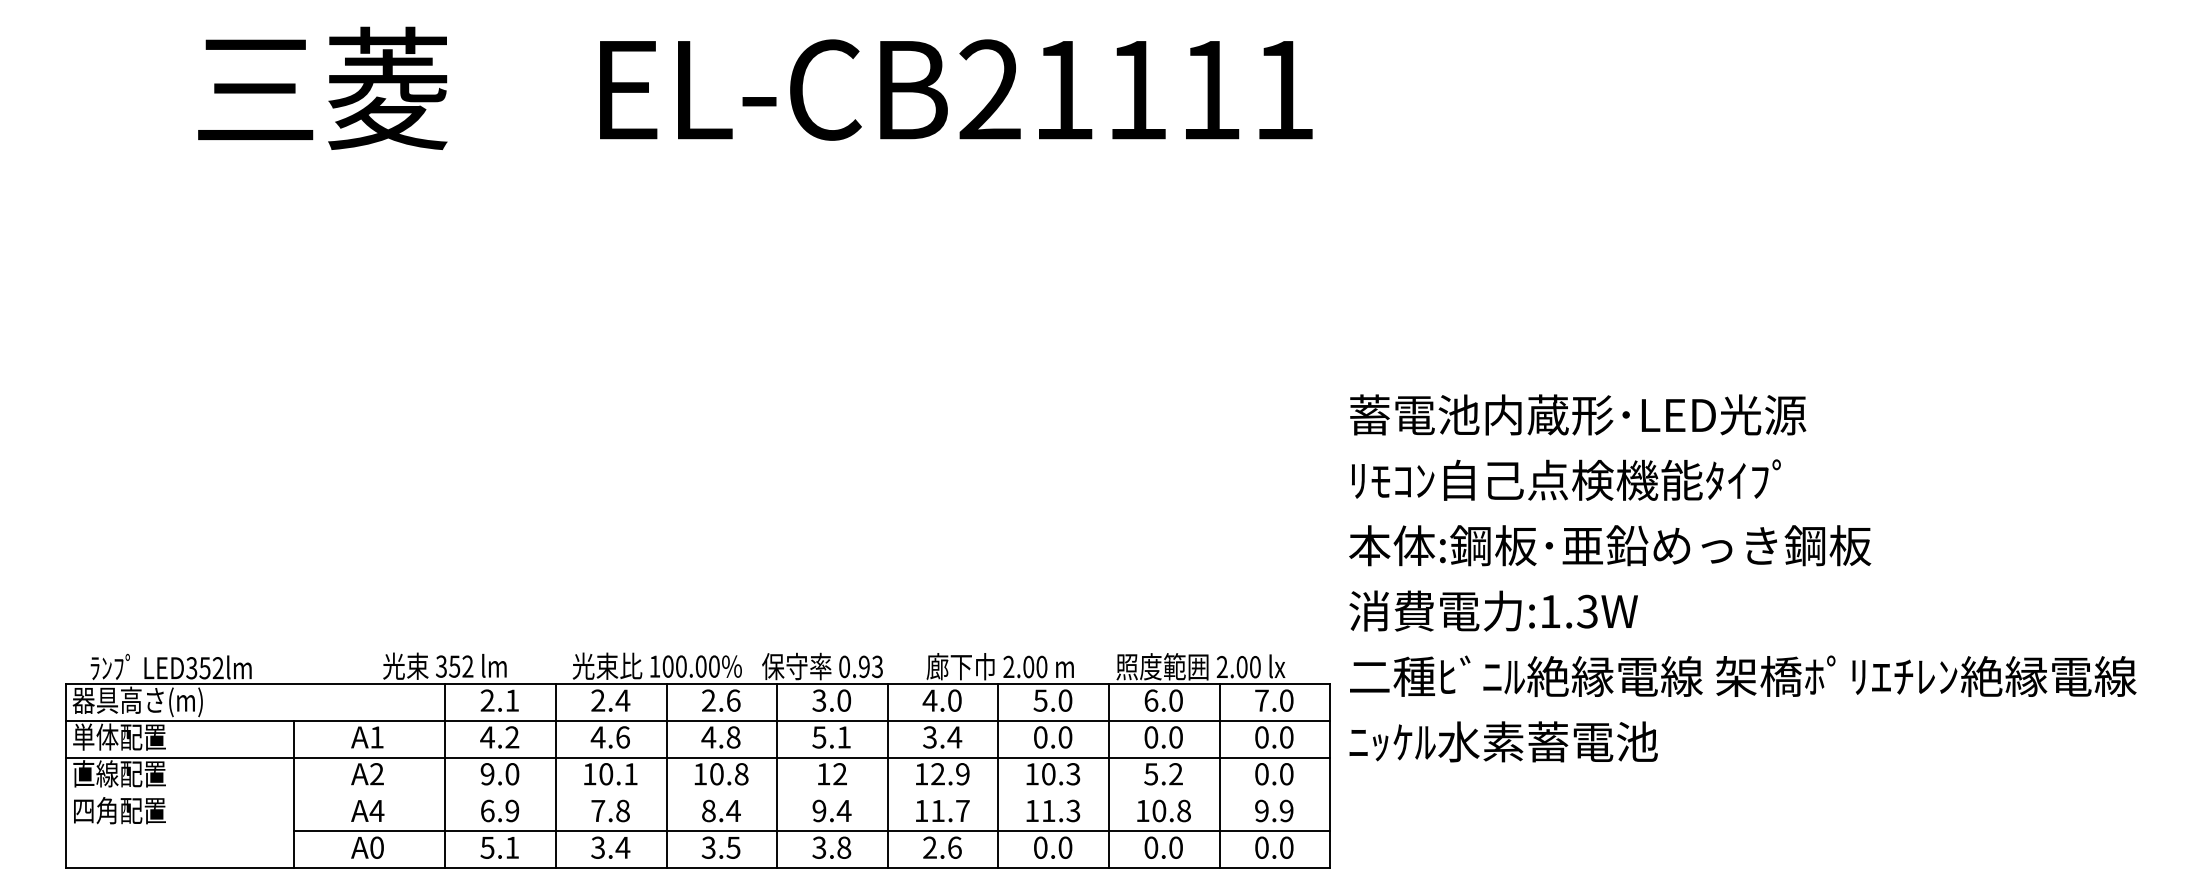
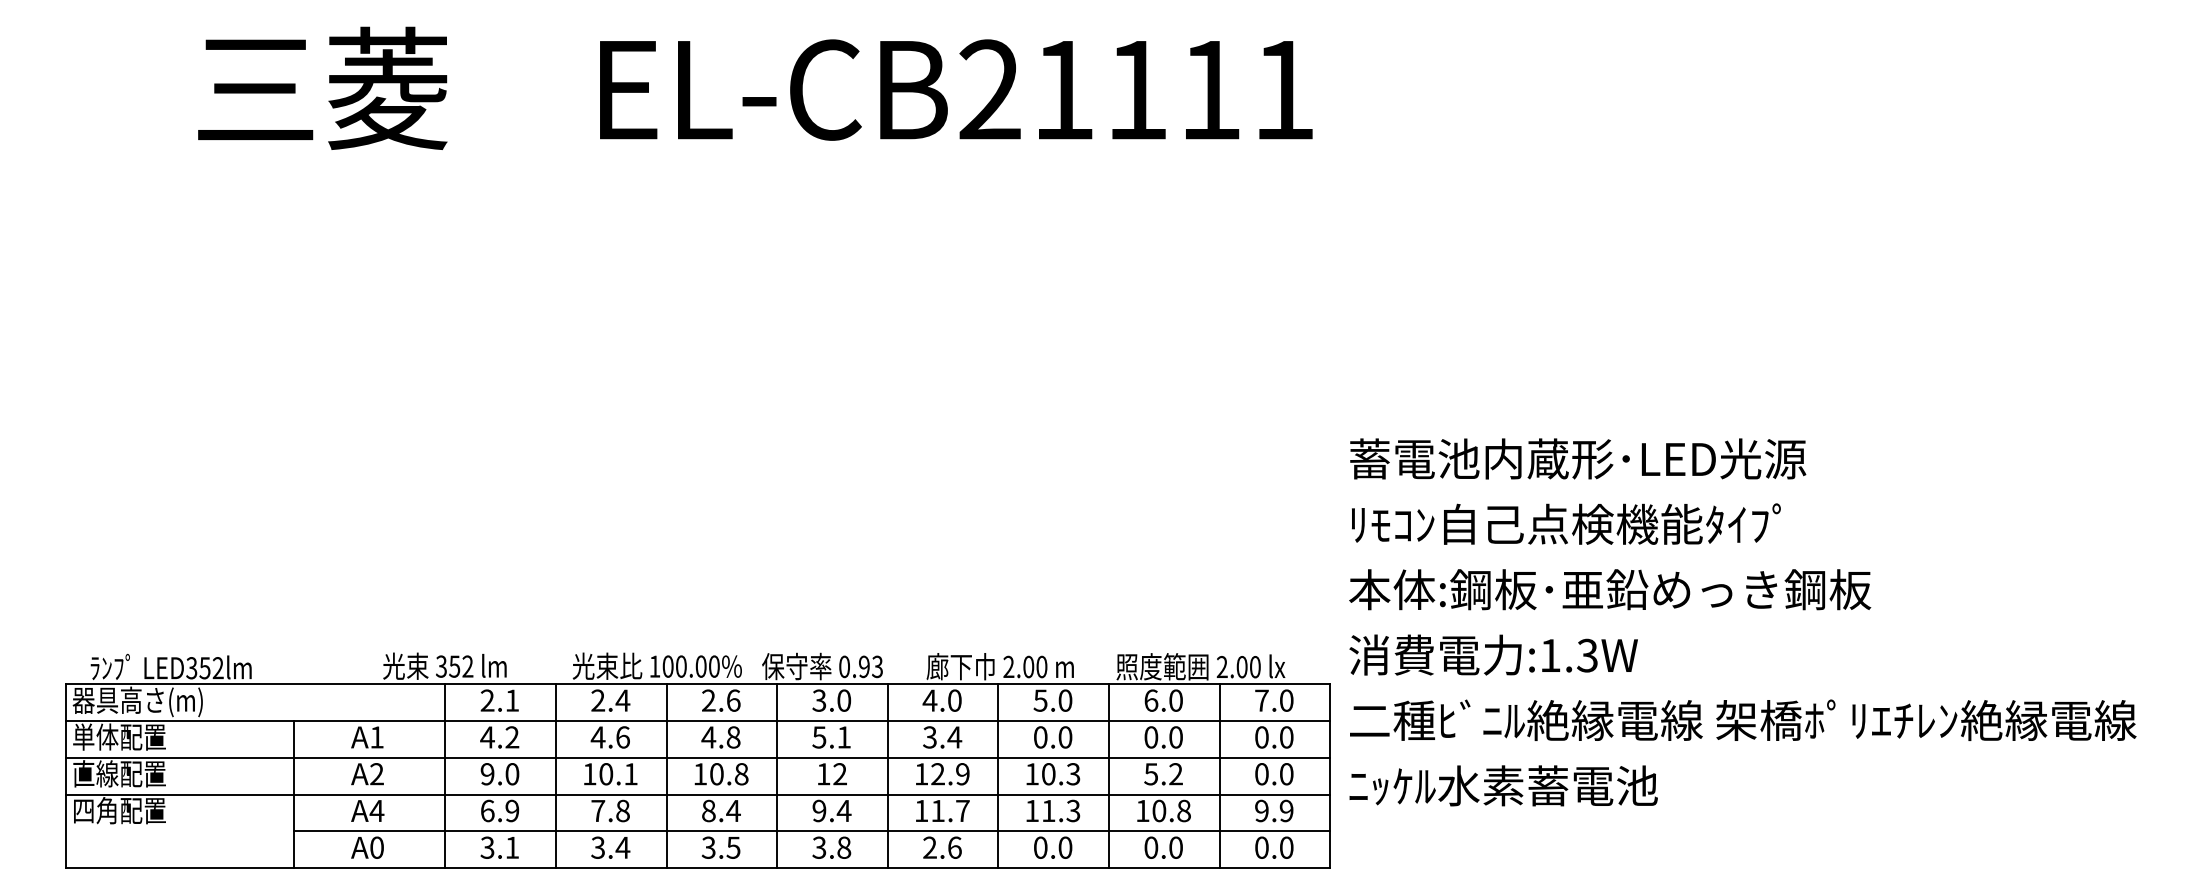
text position: (1742, 578) -> (1742, 622) (1742, 622)
line: none -> present (698, 794)
text: 5.1 -> 3.1 (487, 847)
